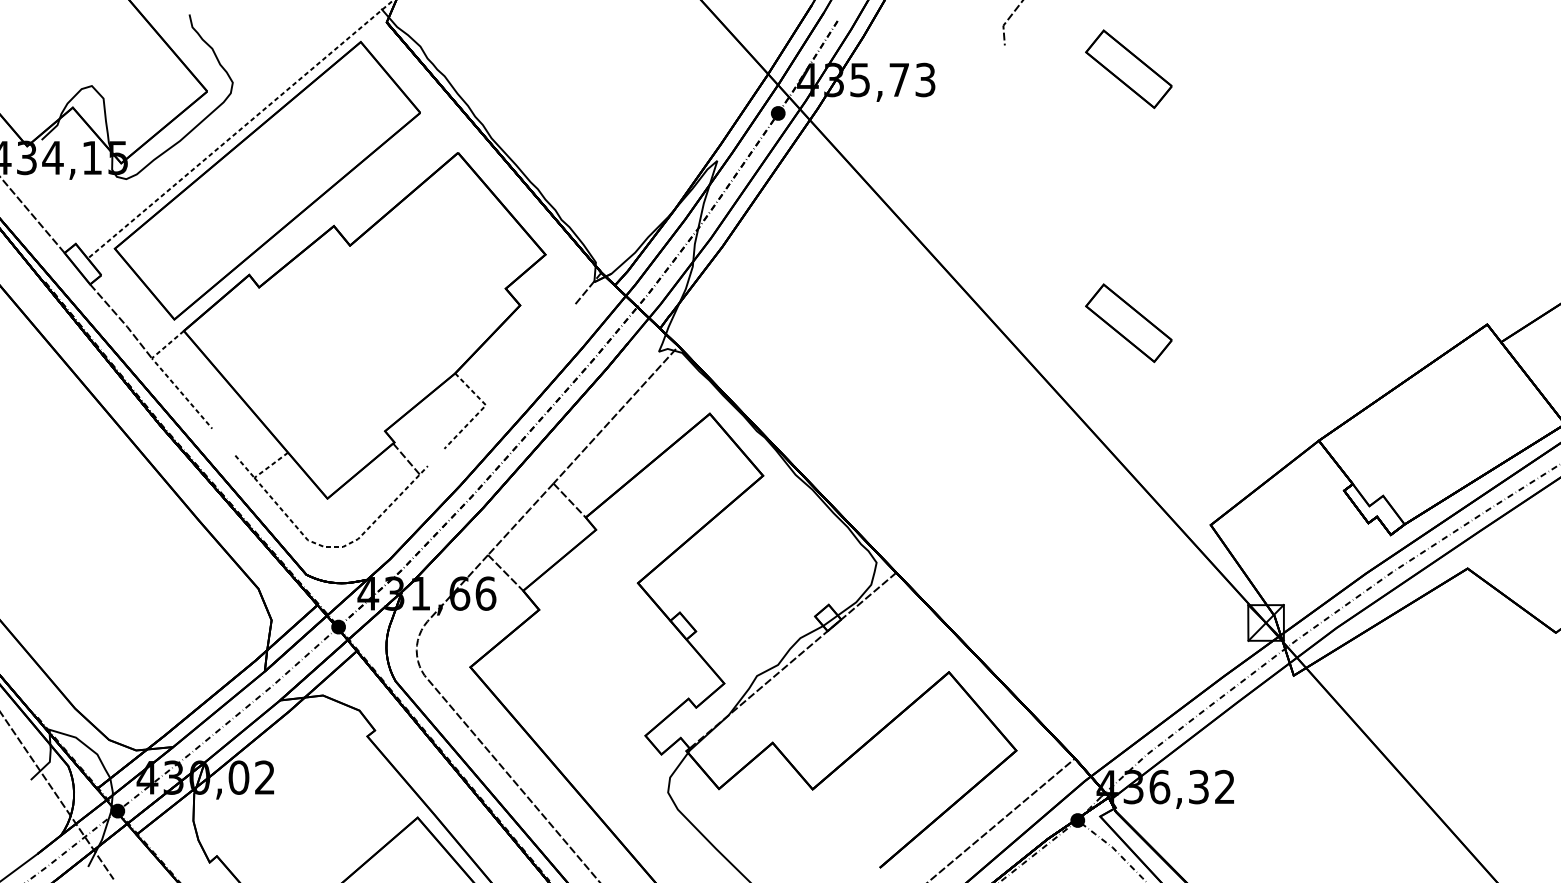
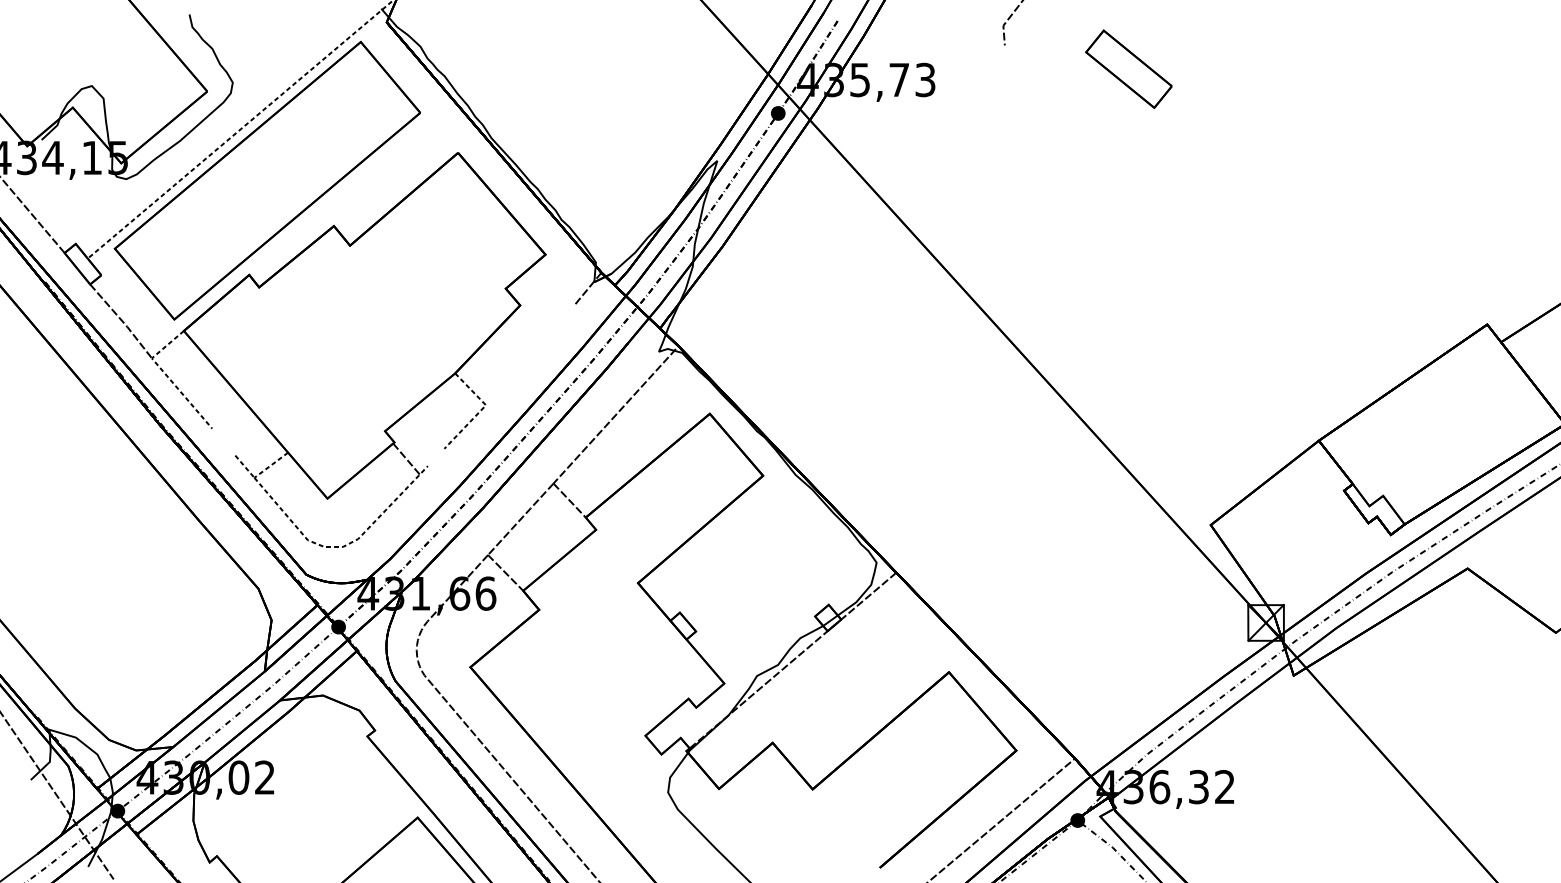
part: present -> none (1128, 322)
